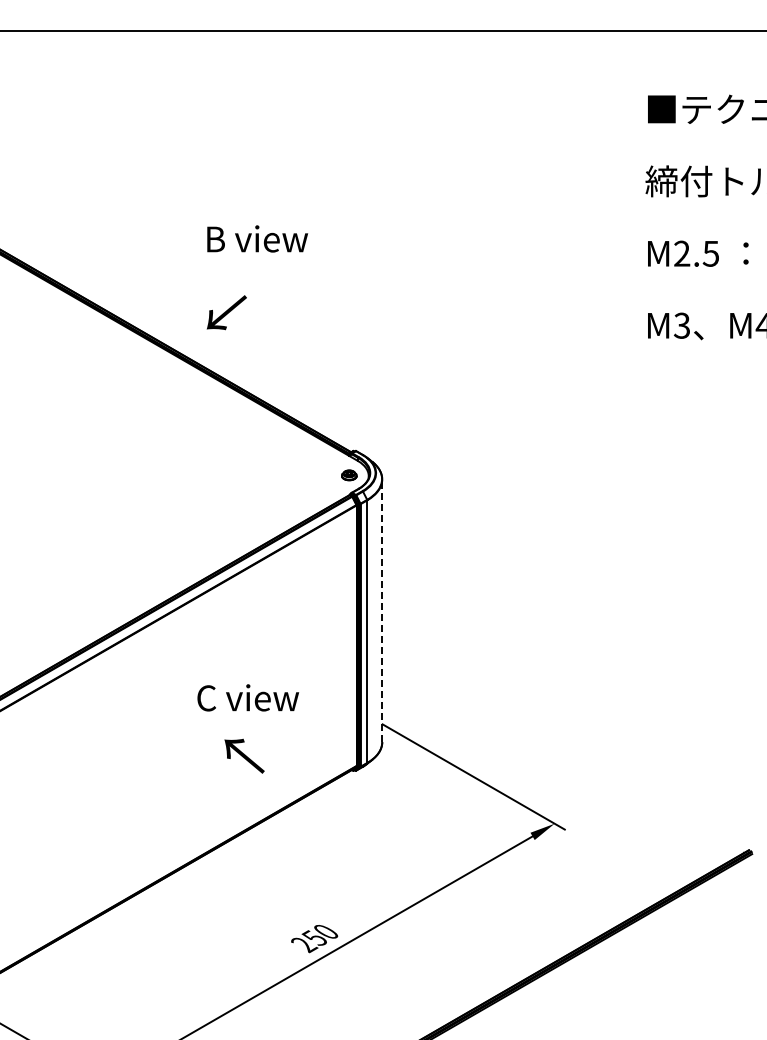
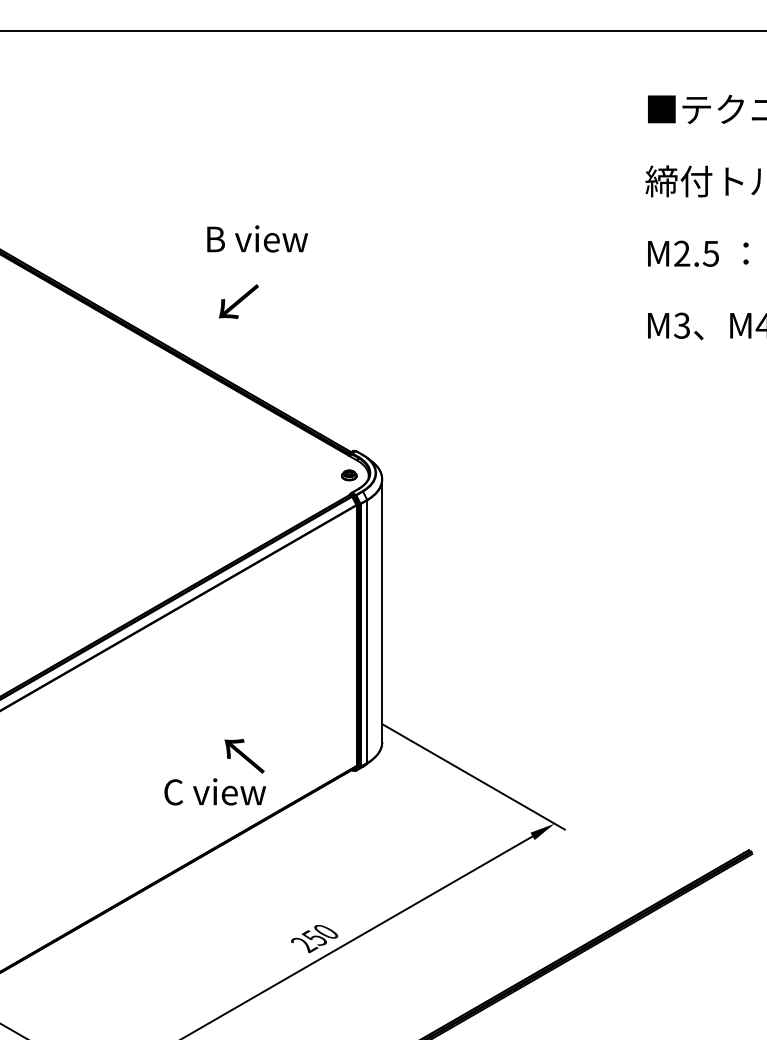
text position: (226, 312) -> (238, 301) (238, 301)
line: dashed -> solid (382, 610)
text position: (248, 697) -> (215, 791) (215, 791)
